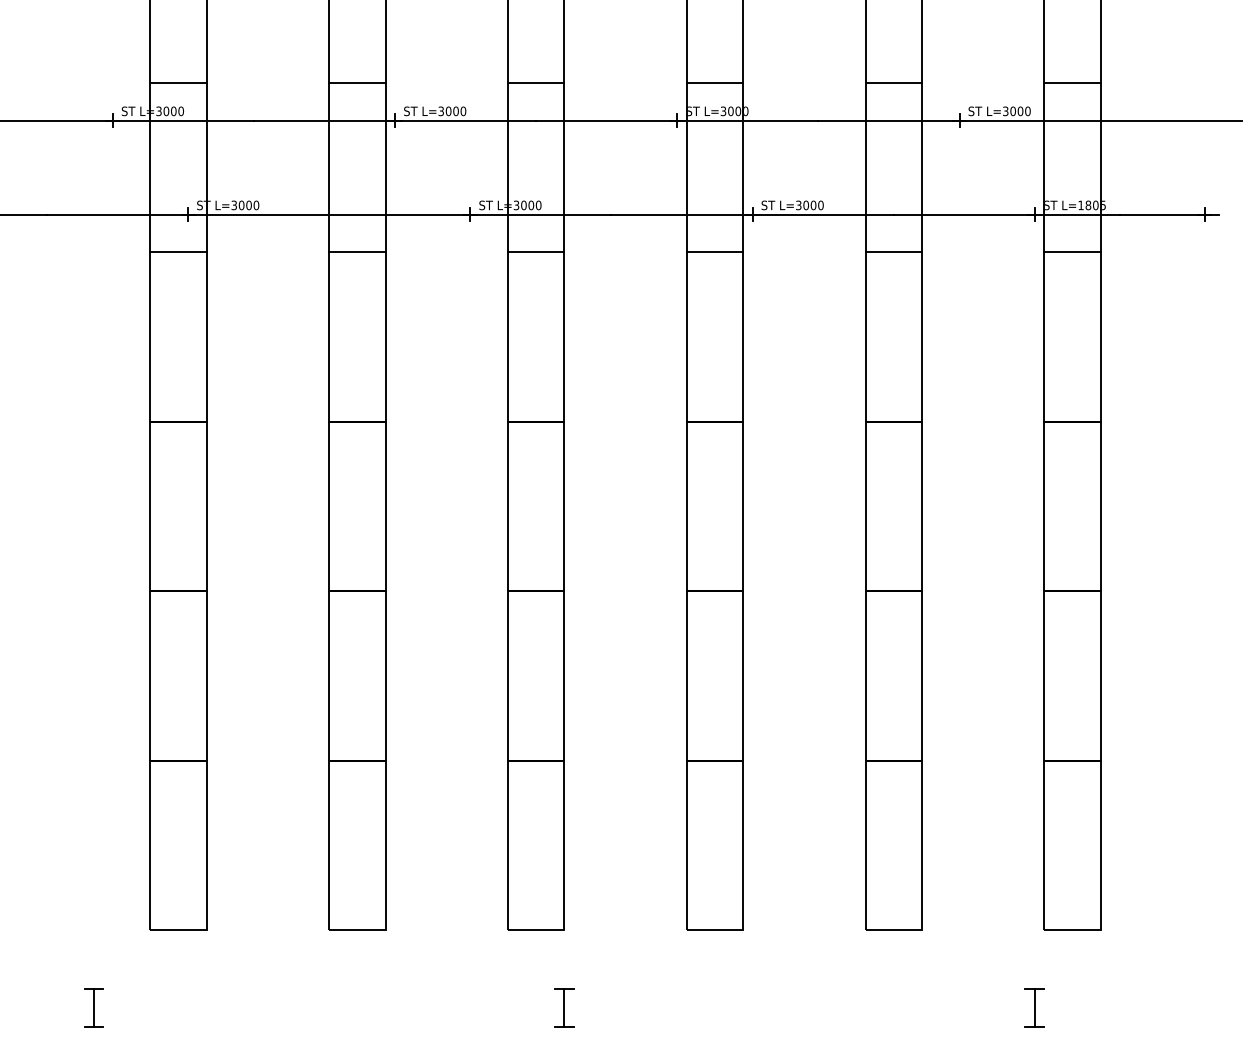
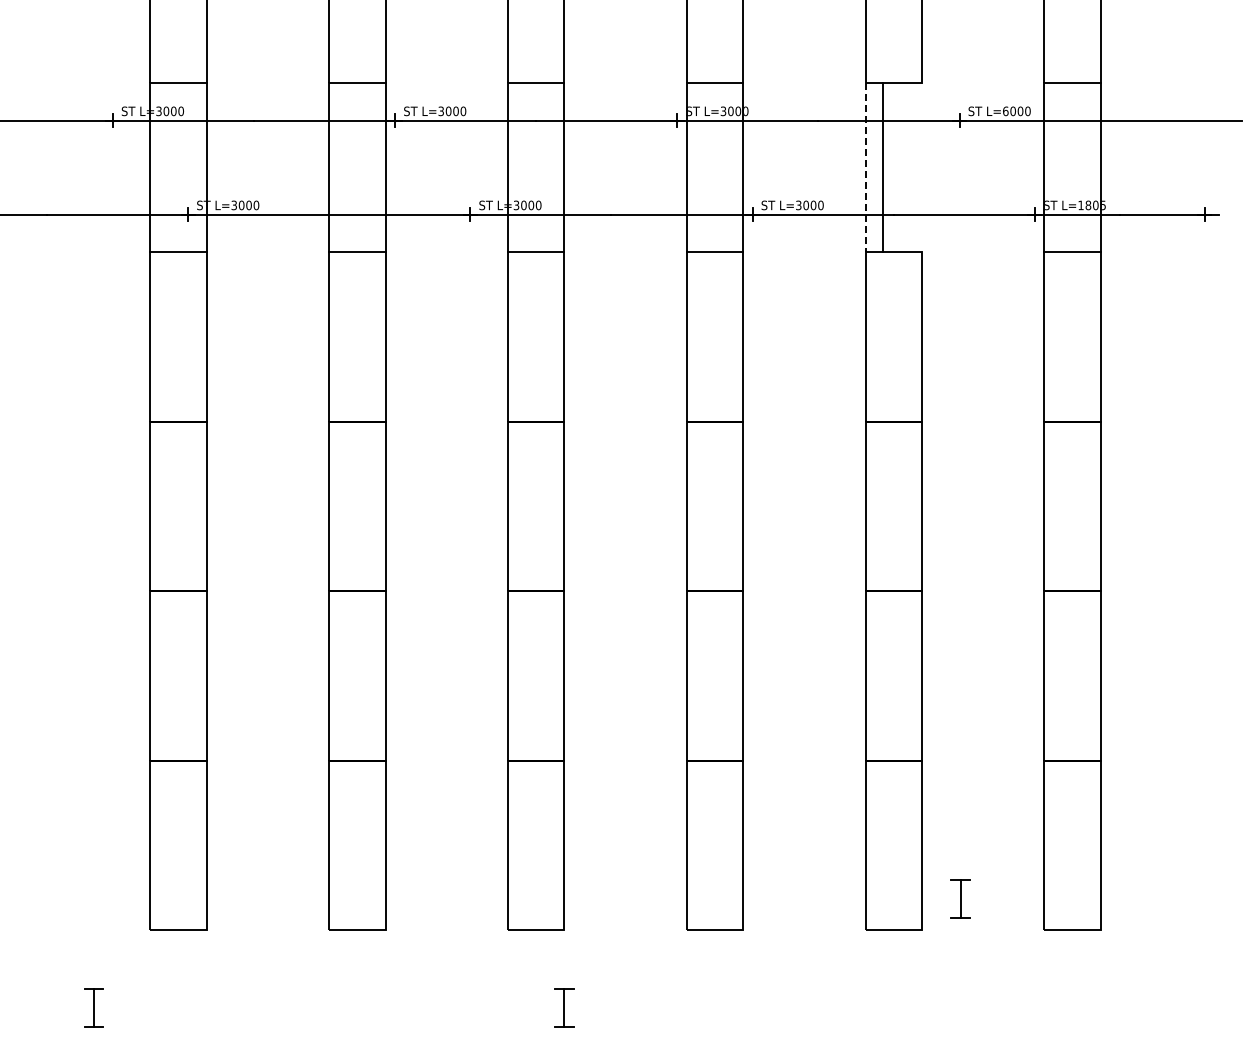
text: L=3000 -> L=6000 (1005, 111)
line: solid -> dashed (865, 167)
line position: (921, 167) -> (882, 167) (882, 167)
part position: (1034, 1007) -> (960, 898) (960, 898)
